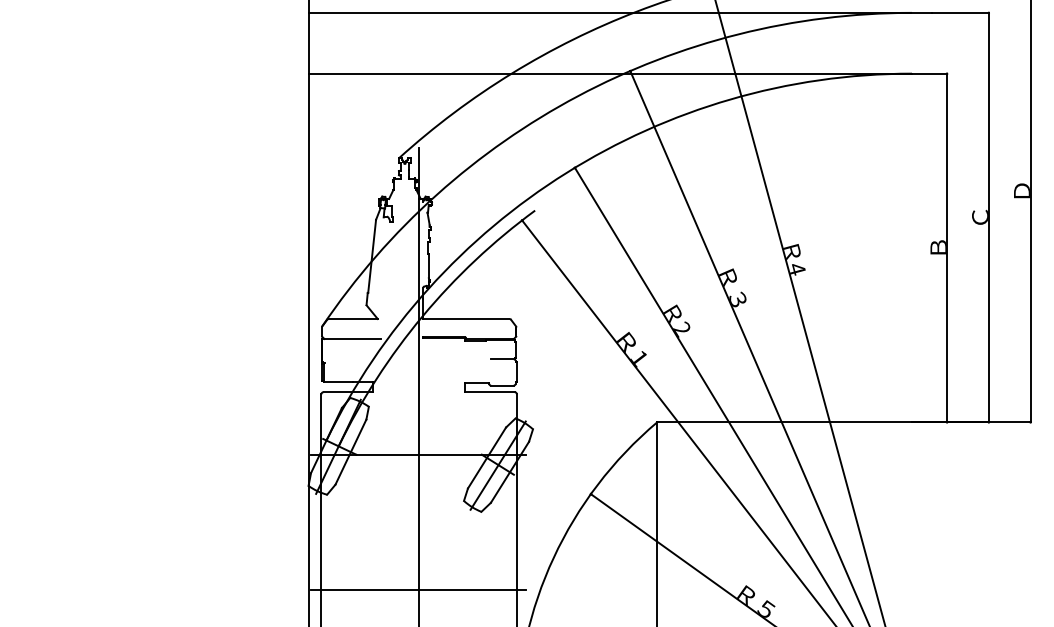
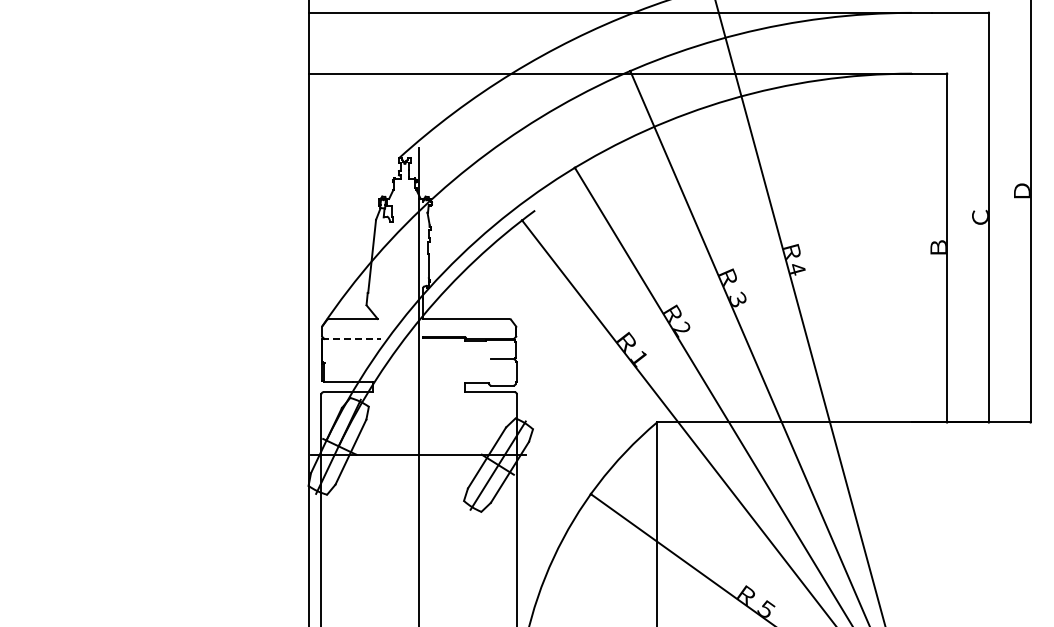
line: solid -> dashed (351, 339)
line: present -> none (418, 589)
